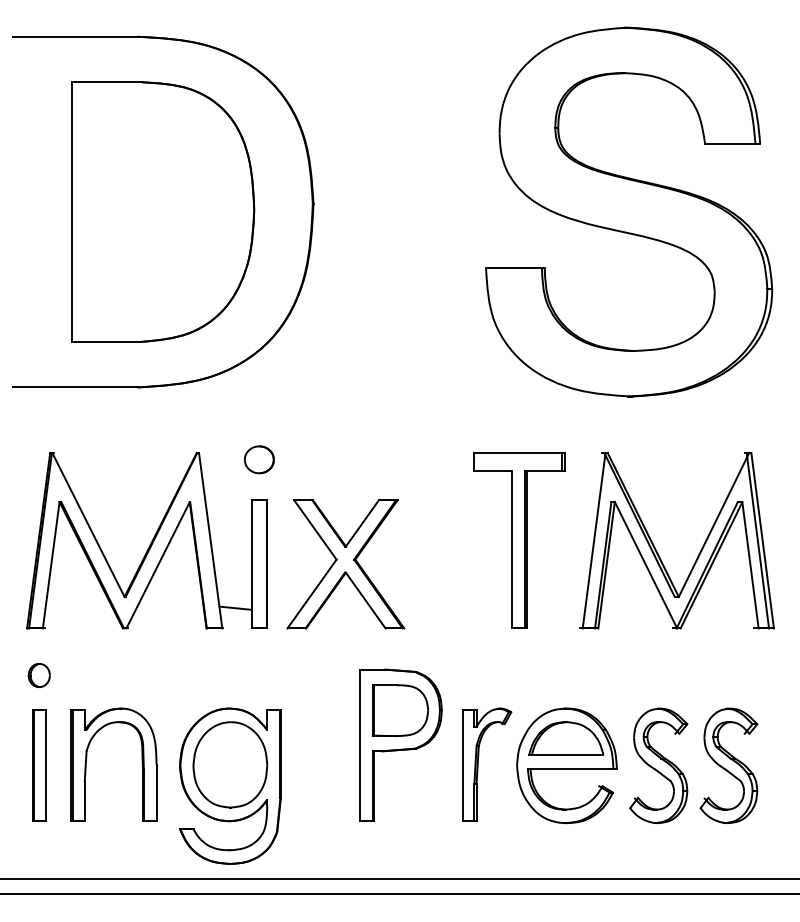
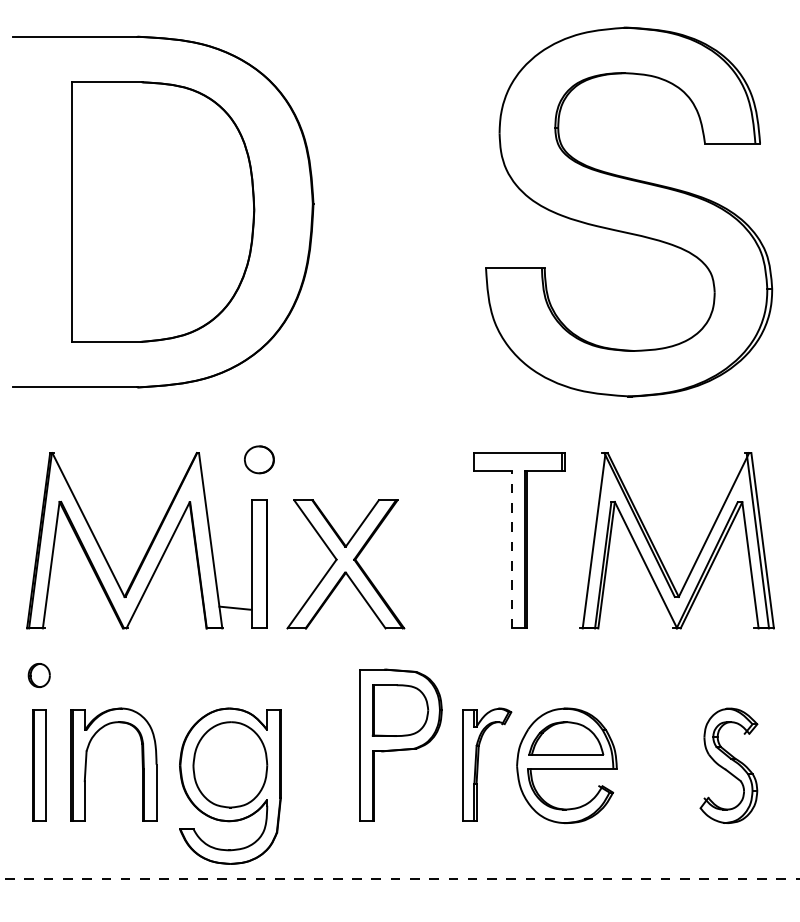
line: solid -> dashed (511, 549)
part: present -> none (658, 765)
line: solid -> dashed (400, 879)
line: present -> none (399, 894)
